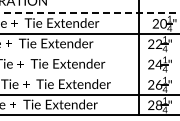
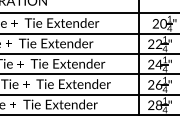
line: dashed -> solid (90, 13)
line: none -> present (89, 54)
line: none -> present (89, 74)
